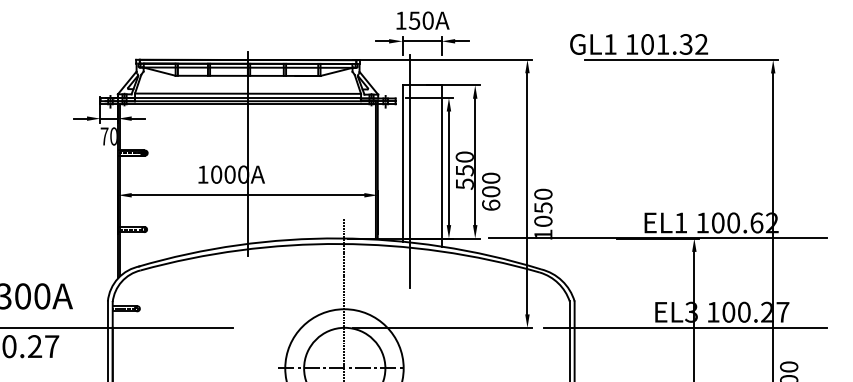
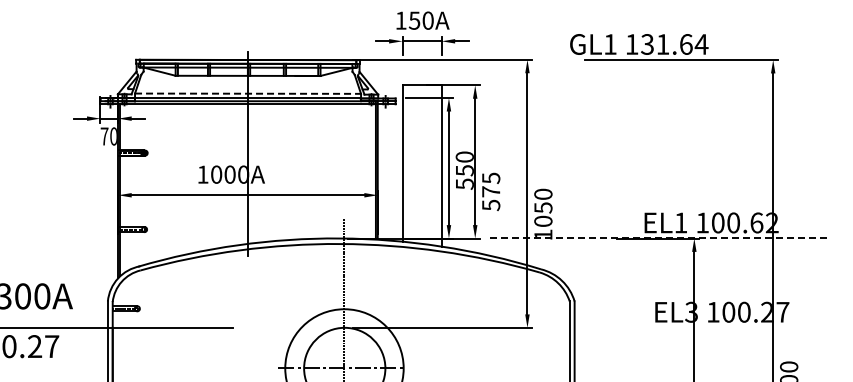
text: 101.32 -> 131.64 (674, 44)
line: solid -> dashed (248, 93)
line: present -> none (409, 171)
text: 600 -> 575 (491, 191)
line: solid -> dashed (657, 238)
line: present -> none (684, 327)
